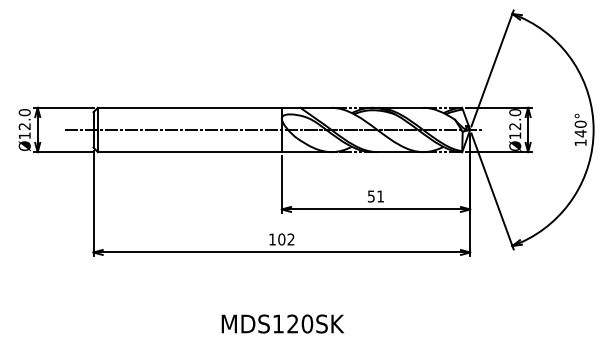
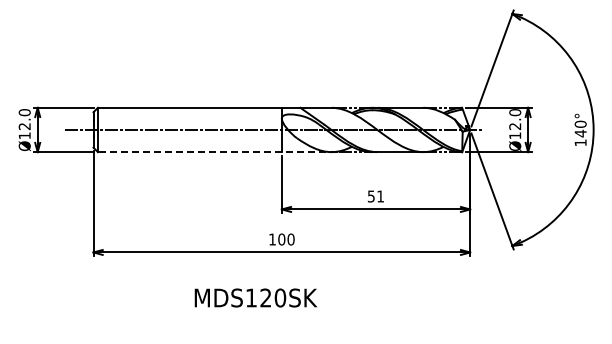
line: solid -> dashed (216, 152)
text: 102 -> 100 (290, 239)
text position: (282, 323) -> (255, 297) (255, 297)
